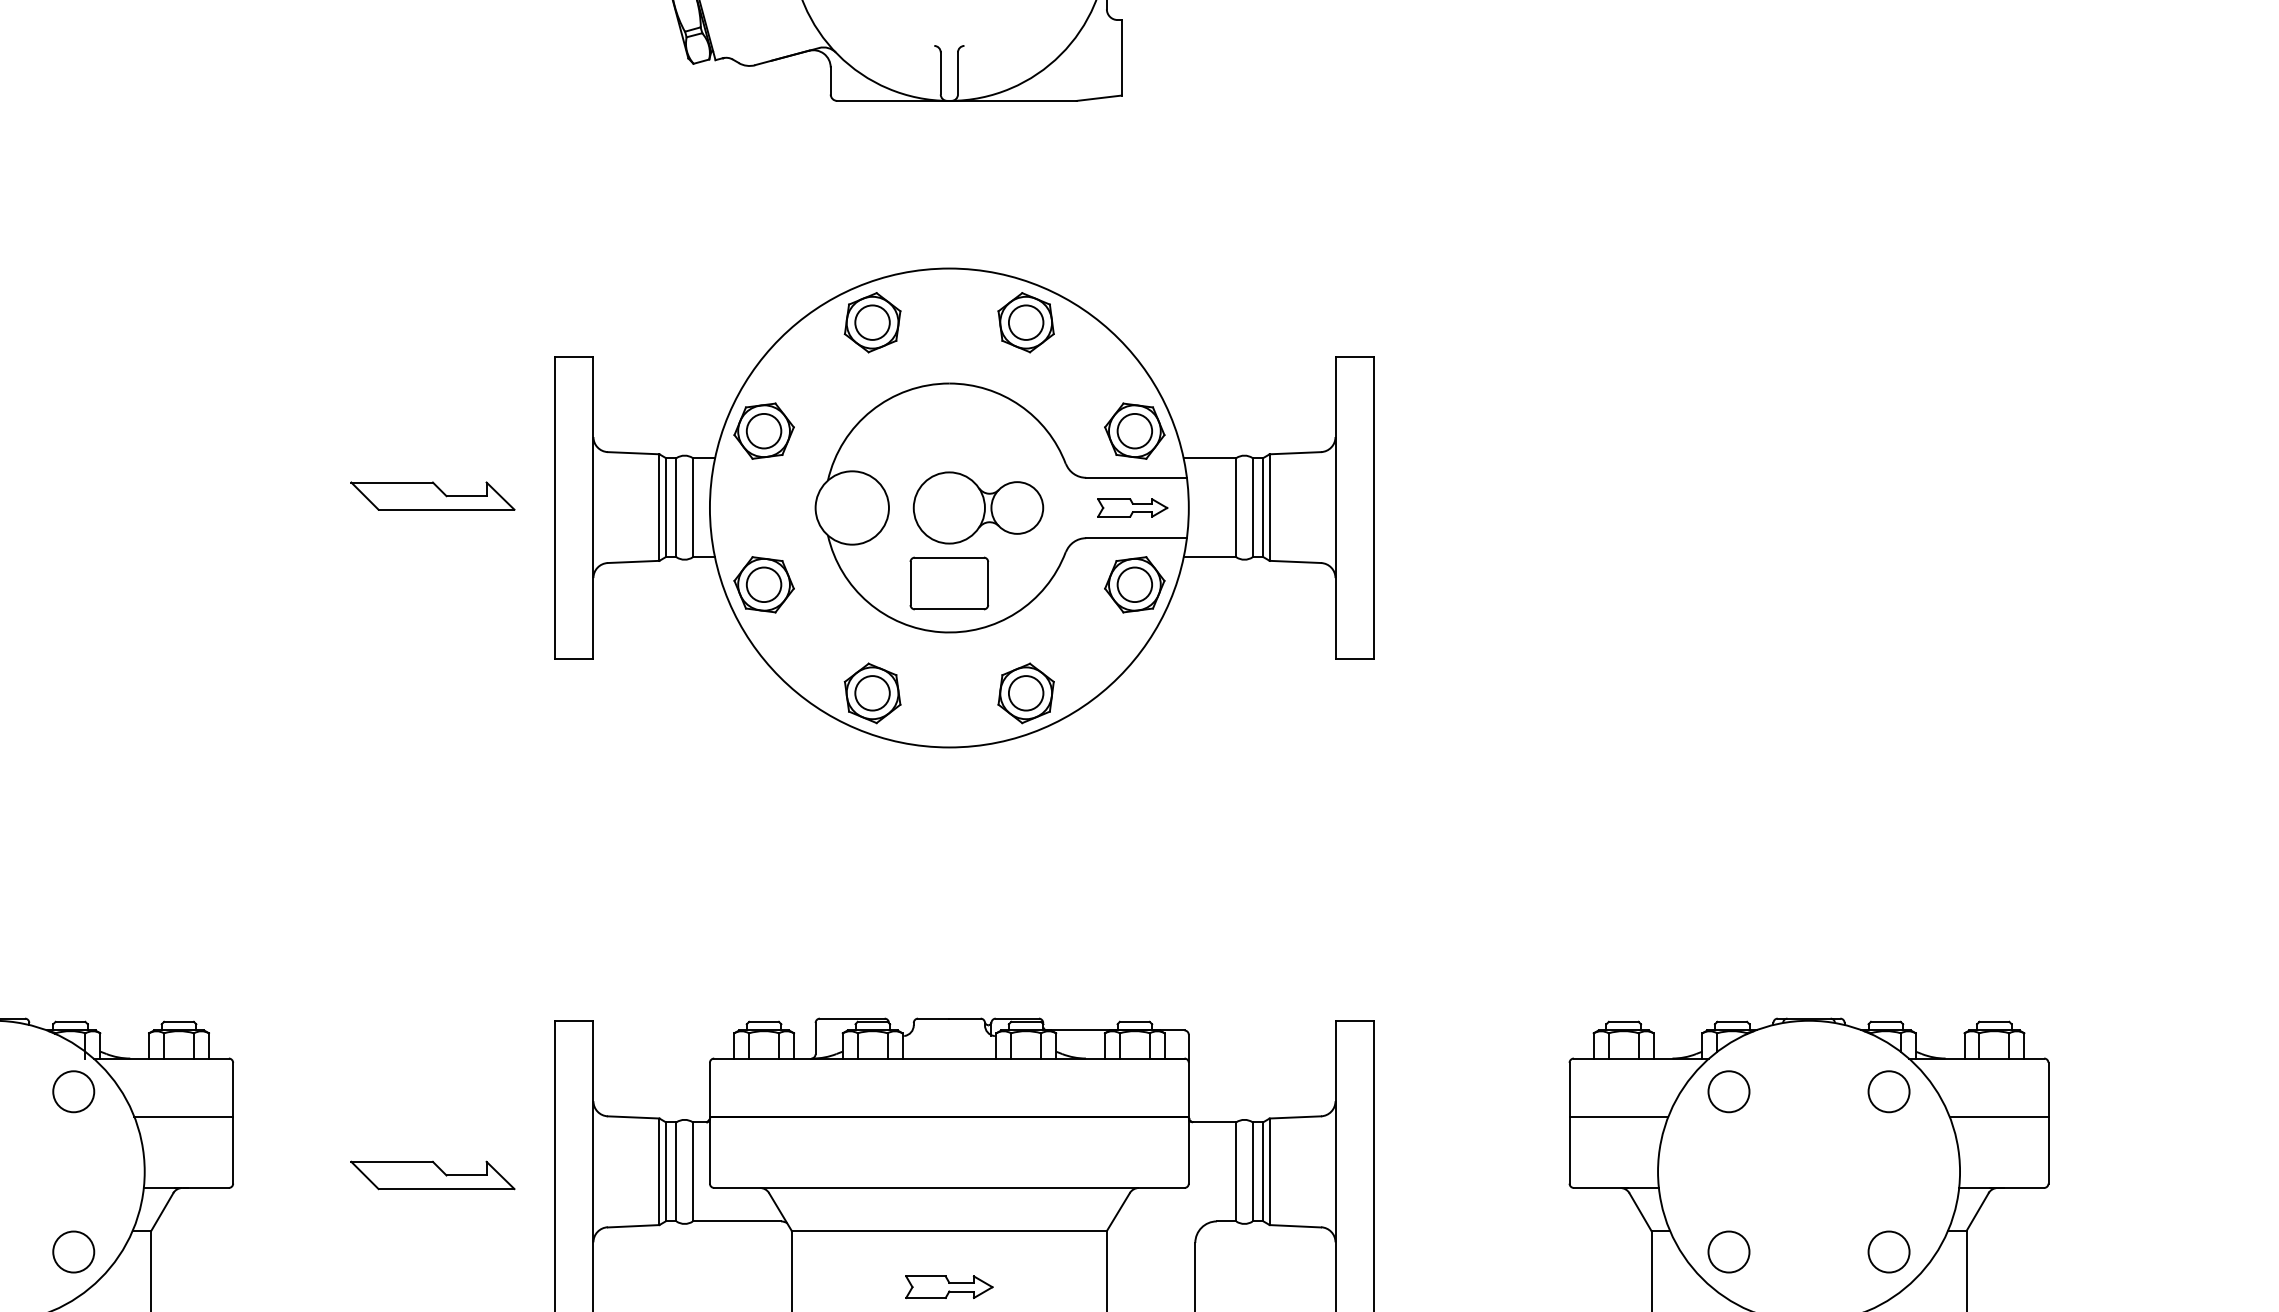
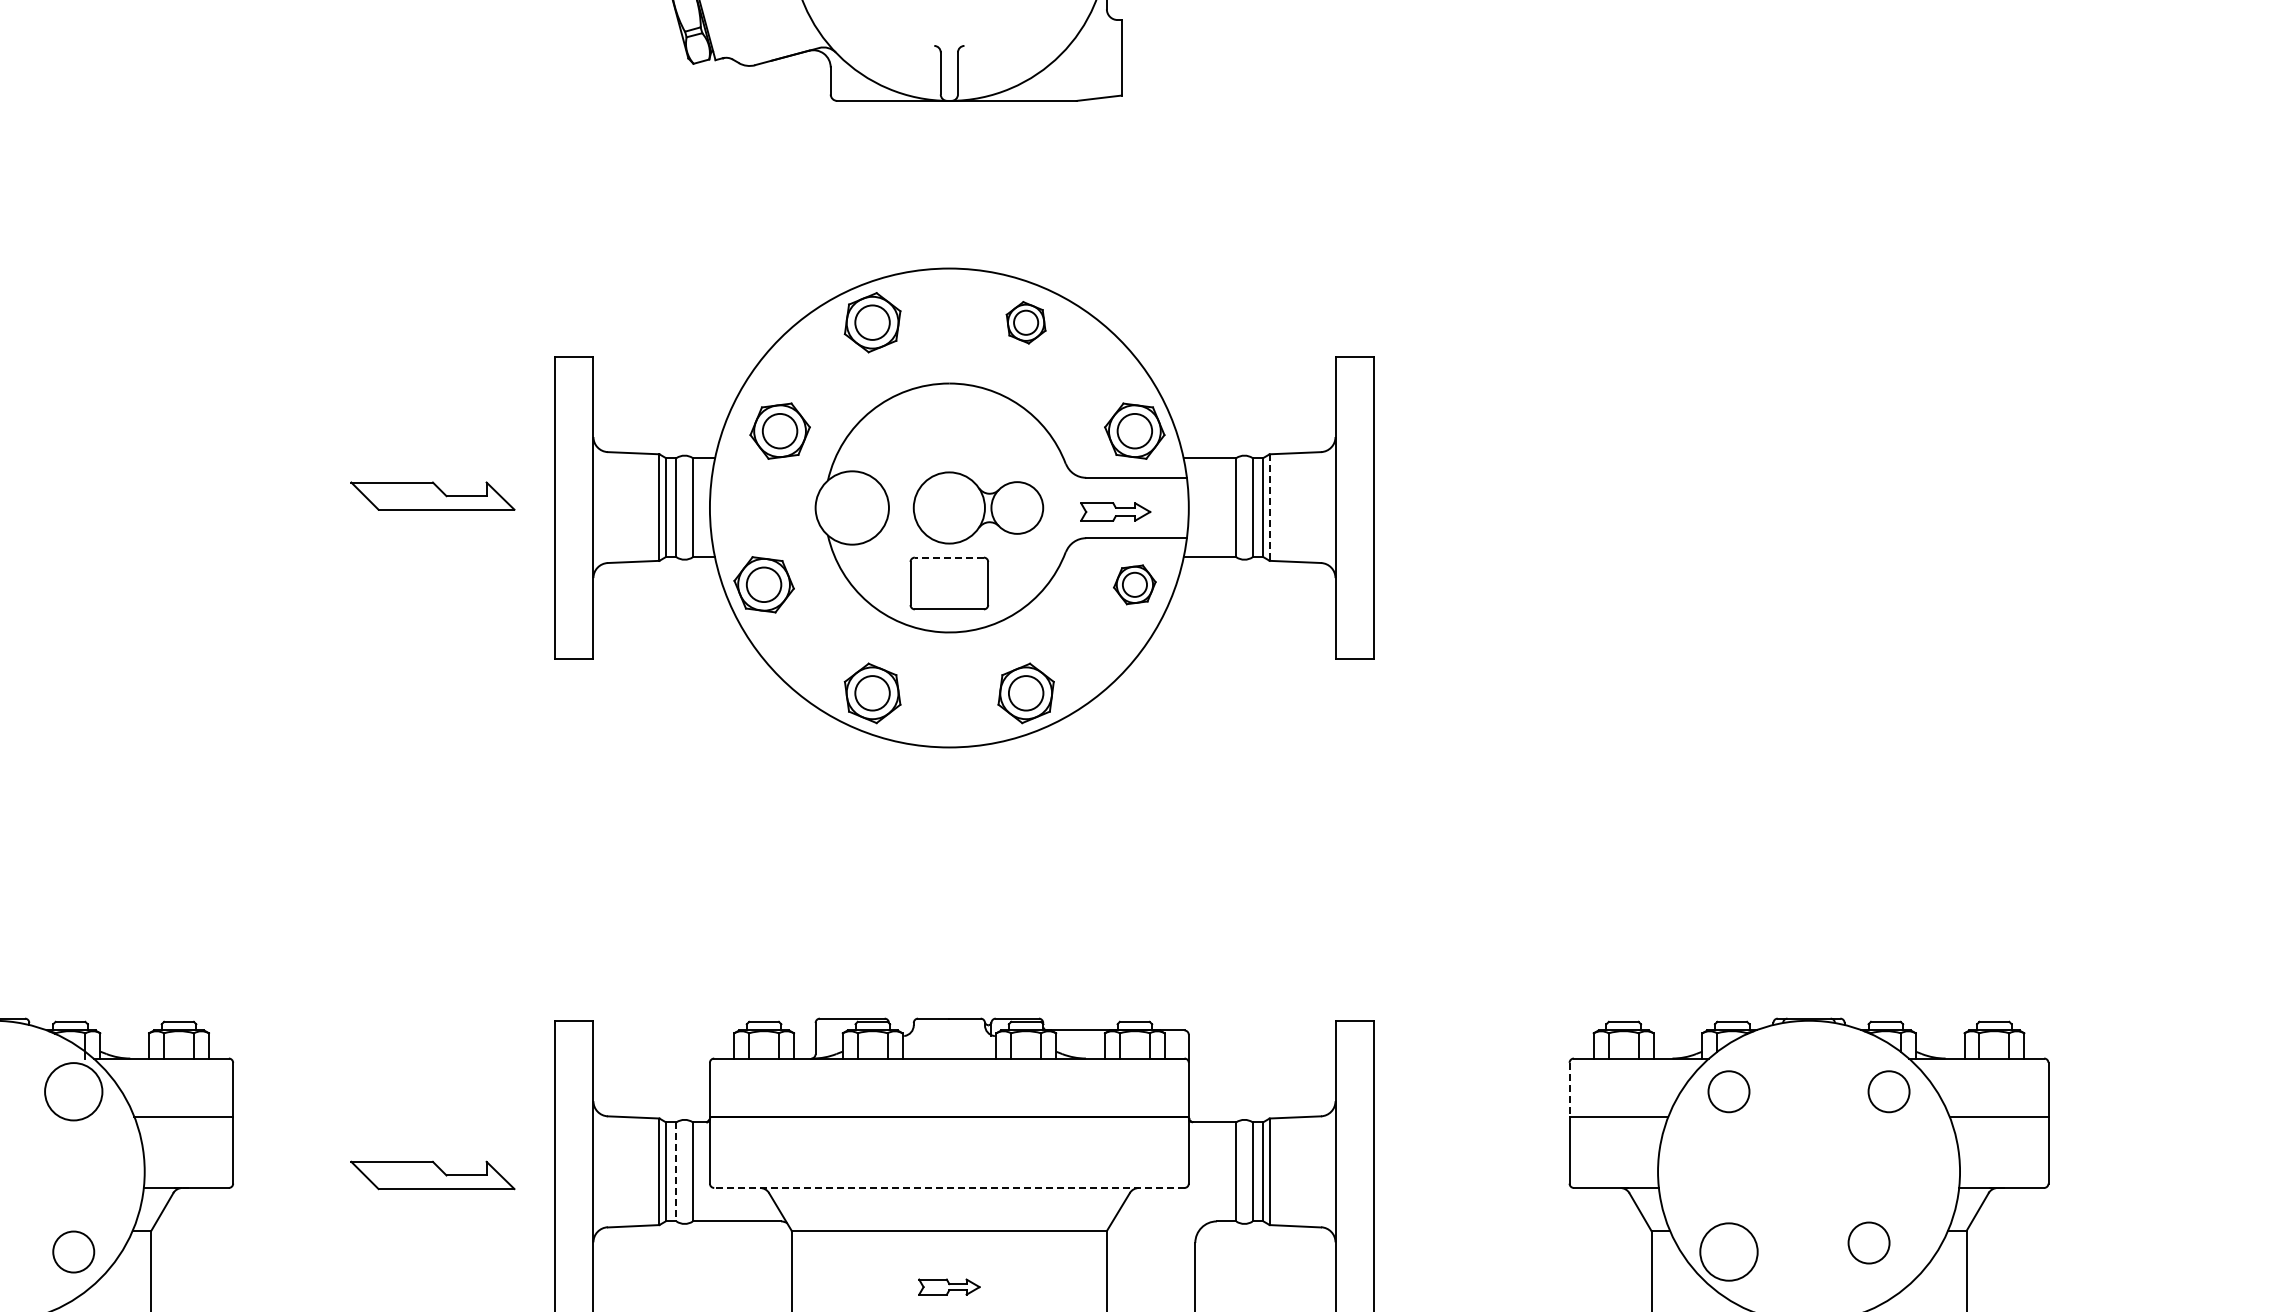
part size: 58x62 px -> 42x44 px (1025, 322)
part position: (763, 430) -> (779, 430) (779, 430)
part position: (1132, 507) -> (1115, 511) (1115, 511)
line: solid -> dashed (1269, 508)
line: solid -> dashed (949, 557)
part size: 62x58 px -> 44x42 px (1134, 584)
line: solid -> dashed (1569, 1089)
circle diameter: 41 px -> 57 px (73, 1091)
line: solid -> dashed (676, 1171)
line: solid -> dashed (948, 1187)
circle diameter: 41 px -> 57 px (1728, 1251)
circle position: (1888, 1251) -> (1868, 1242) (1868, 1242)
part size: 89x24 px -> 63x18 px (949, 1286)
